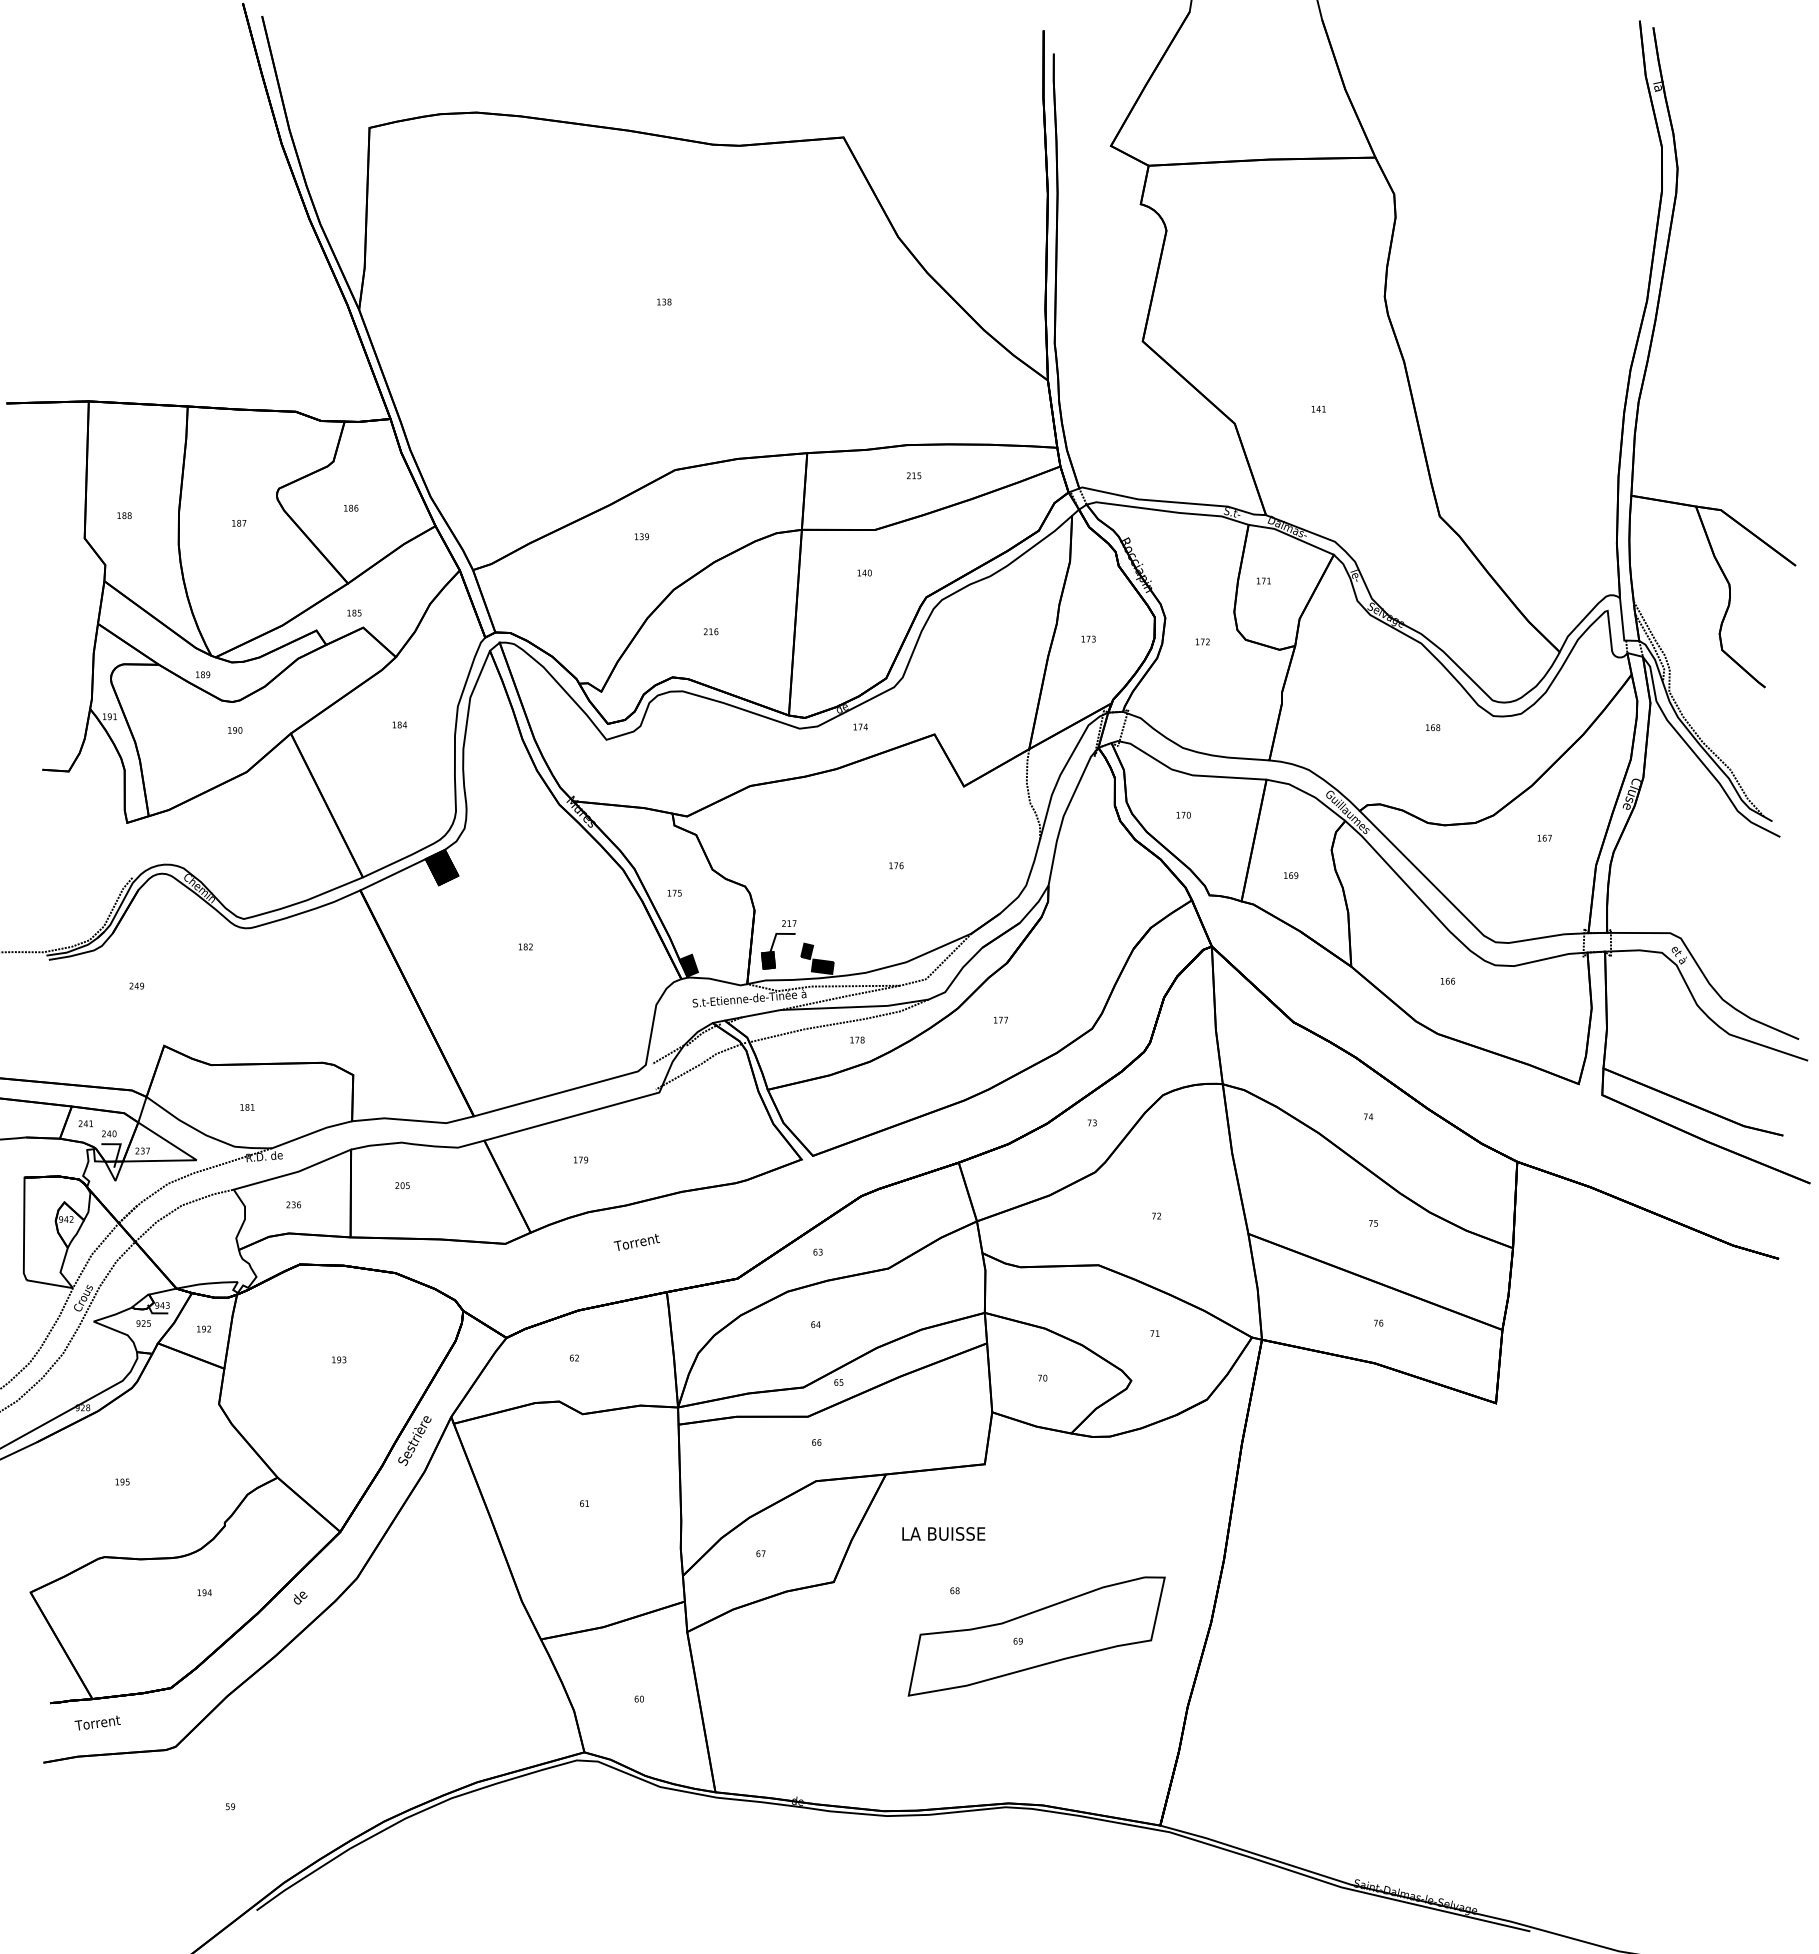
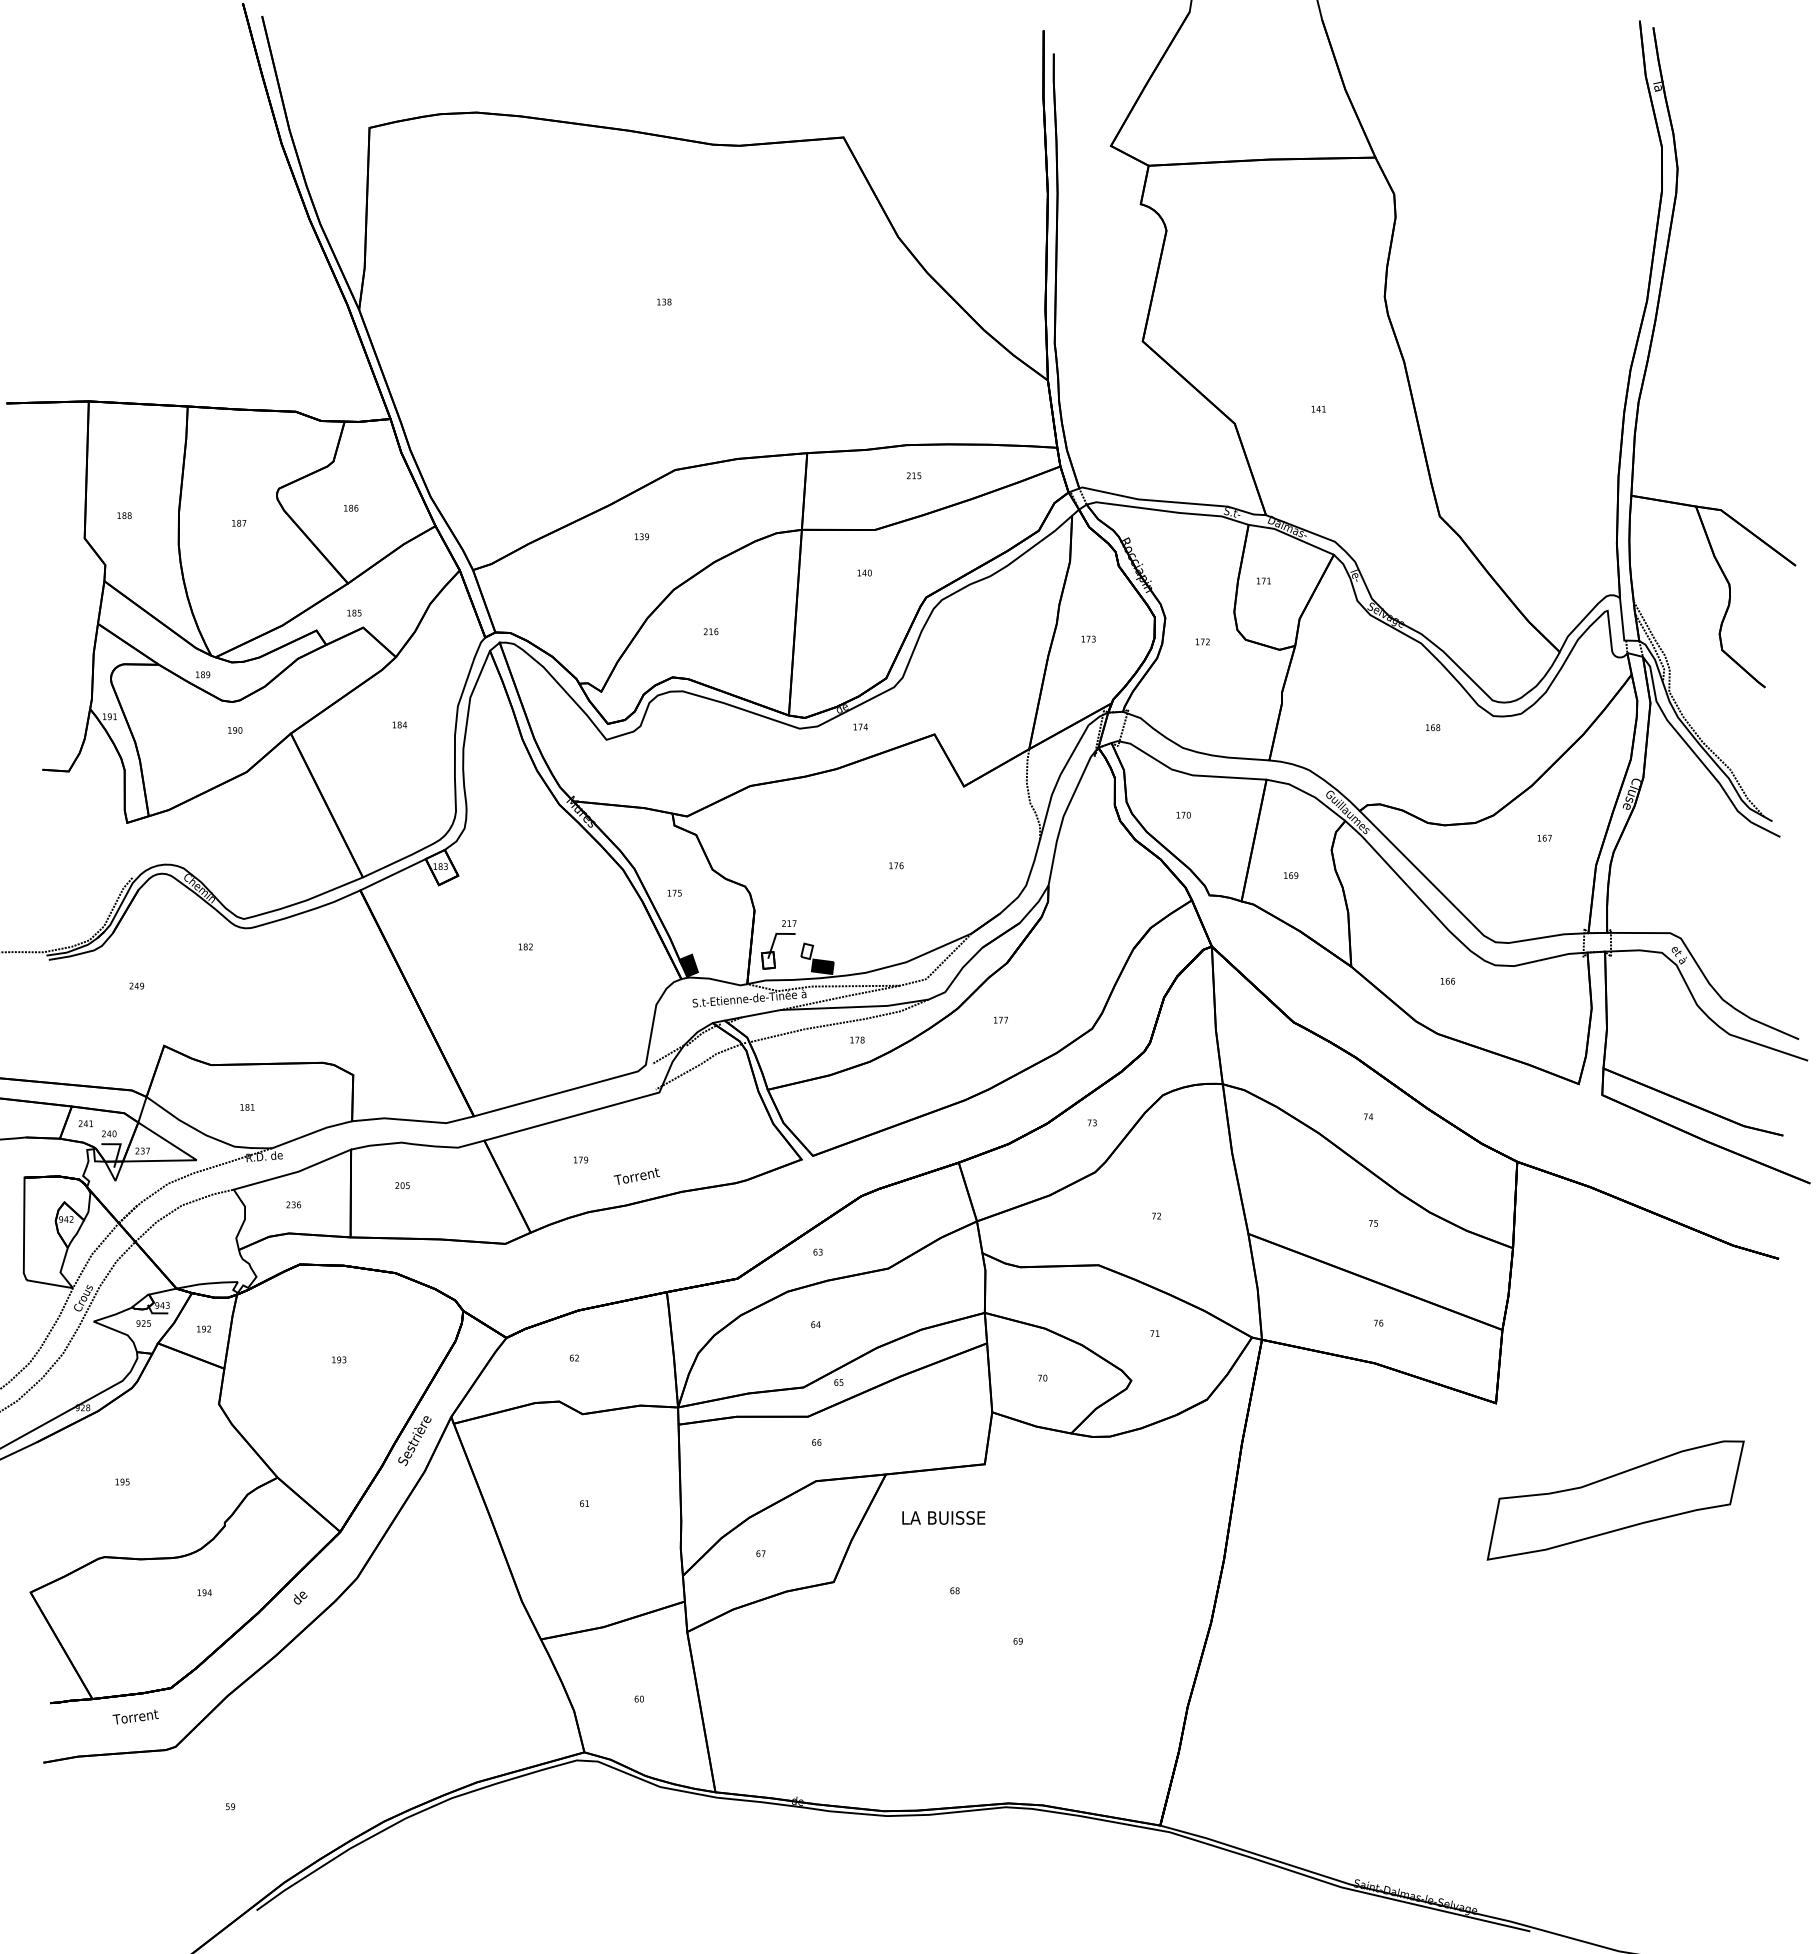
fill: present -> none (441, 867)
fill: present -> none (807, 951)
fill: present -> none (768, 960)
text position: (636, 1242) -> (636, 1176) (636, 1176)
text position: (943, 1533) -> (943, 1517) (943, 1517)
part position: (1036, 1636) -> (1615, 1500) (1615, 1500)
text position: (97, 1722) -> (135, 1716) (135, 1716)
